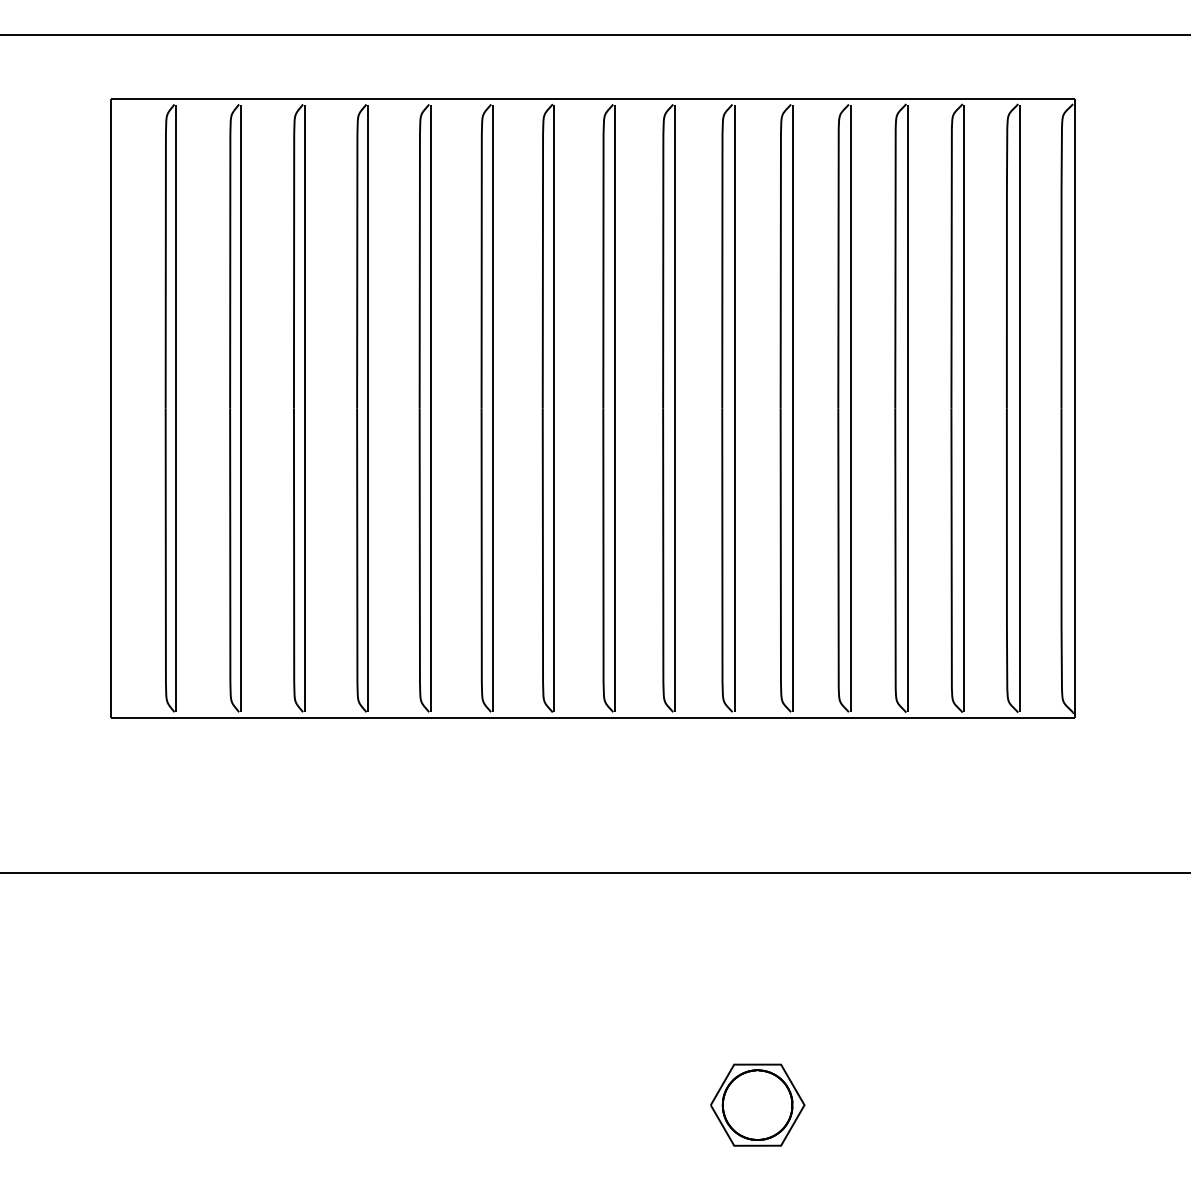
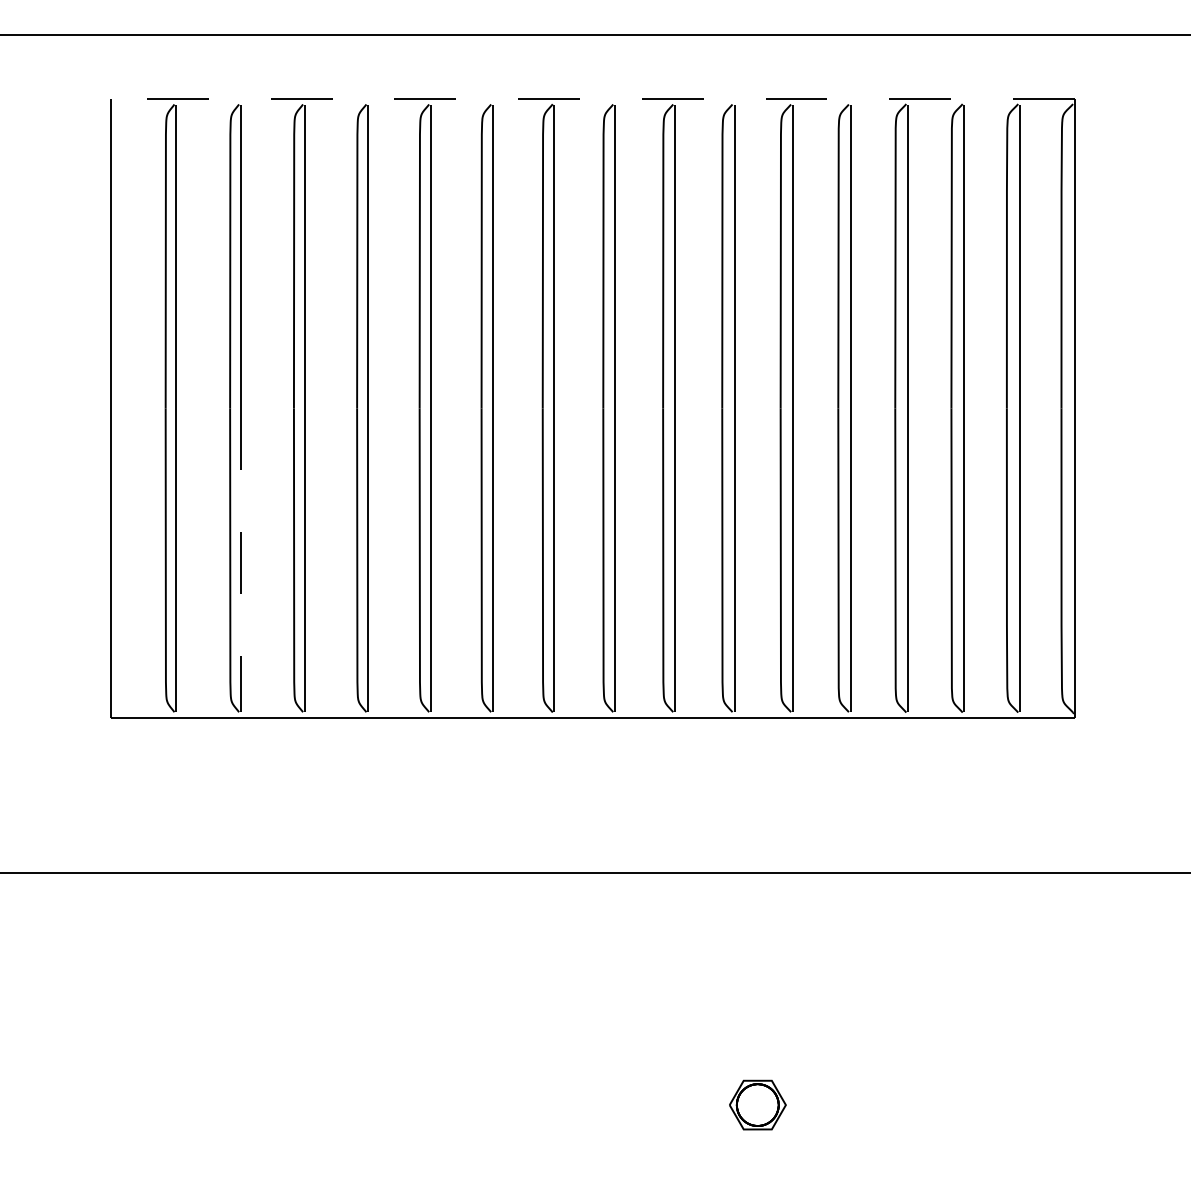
line: solid -> dashed (592, 99)
line: solid -> dashed (240, 560)
part size: 96x84 px -> 58x52 px (757, 1104)
